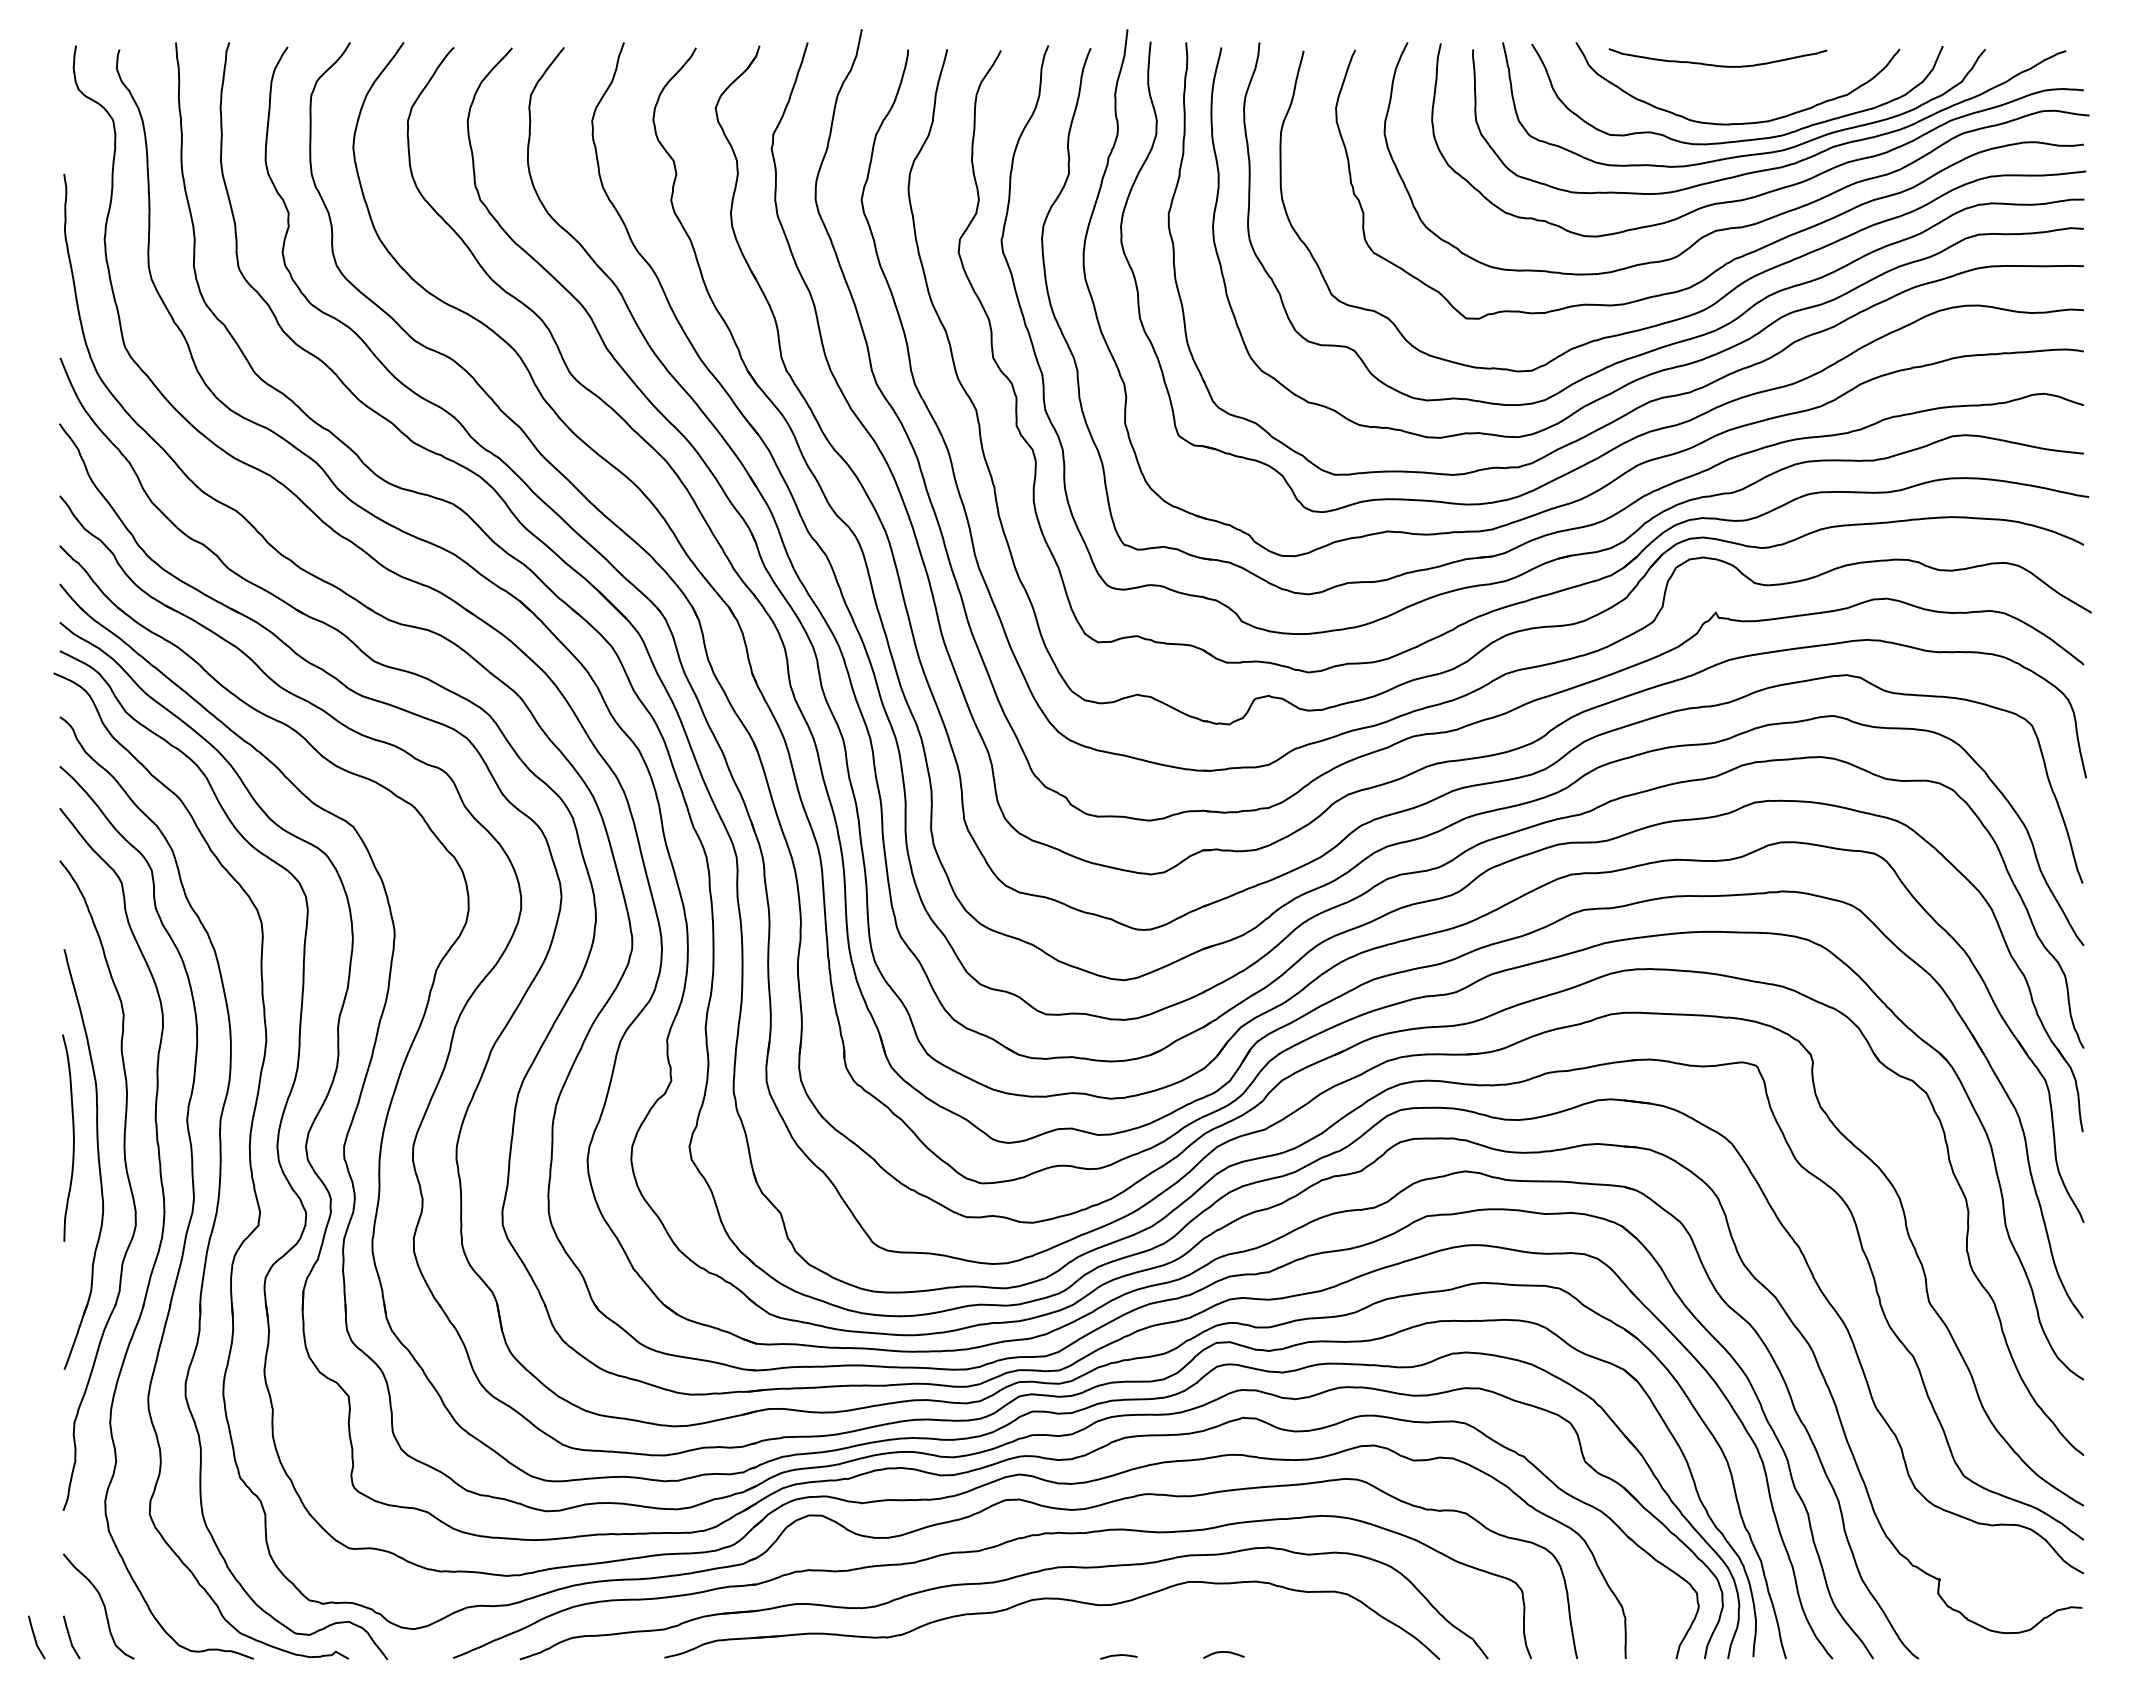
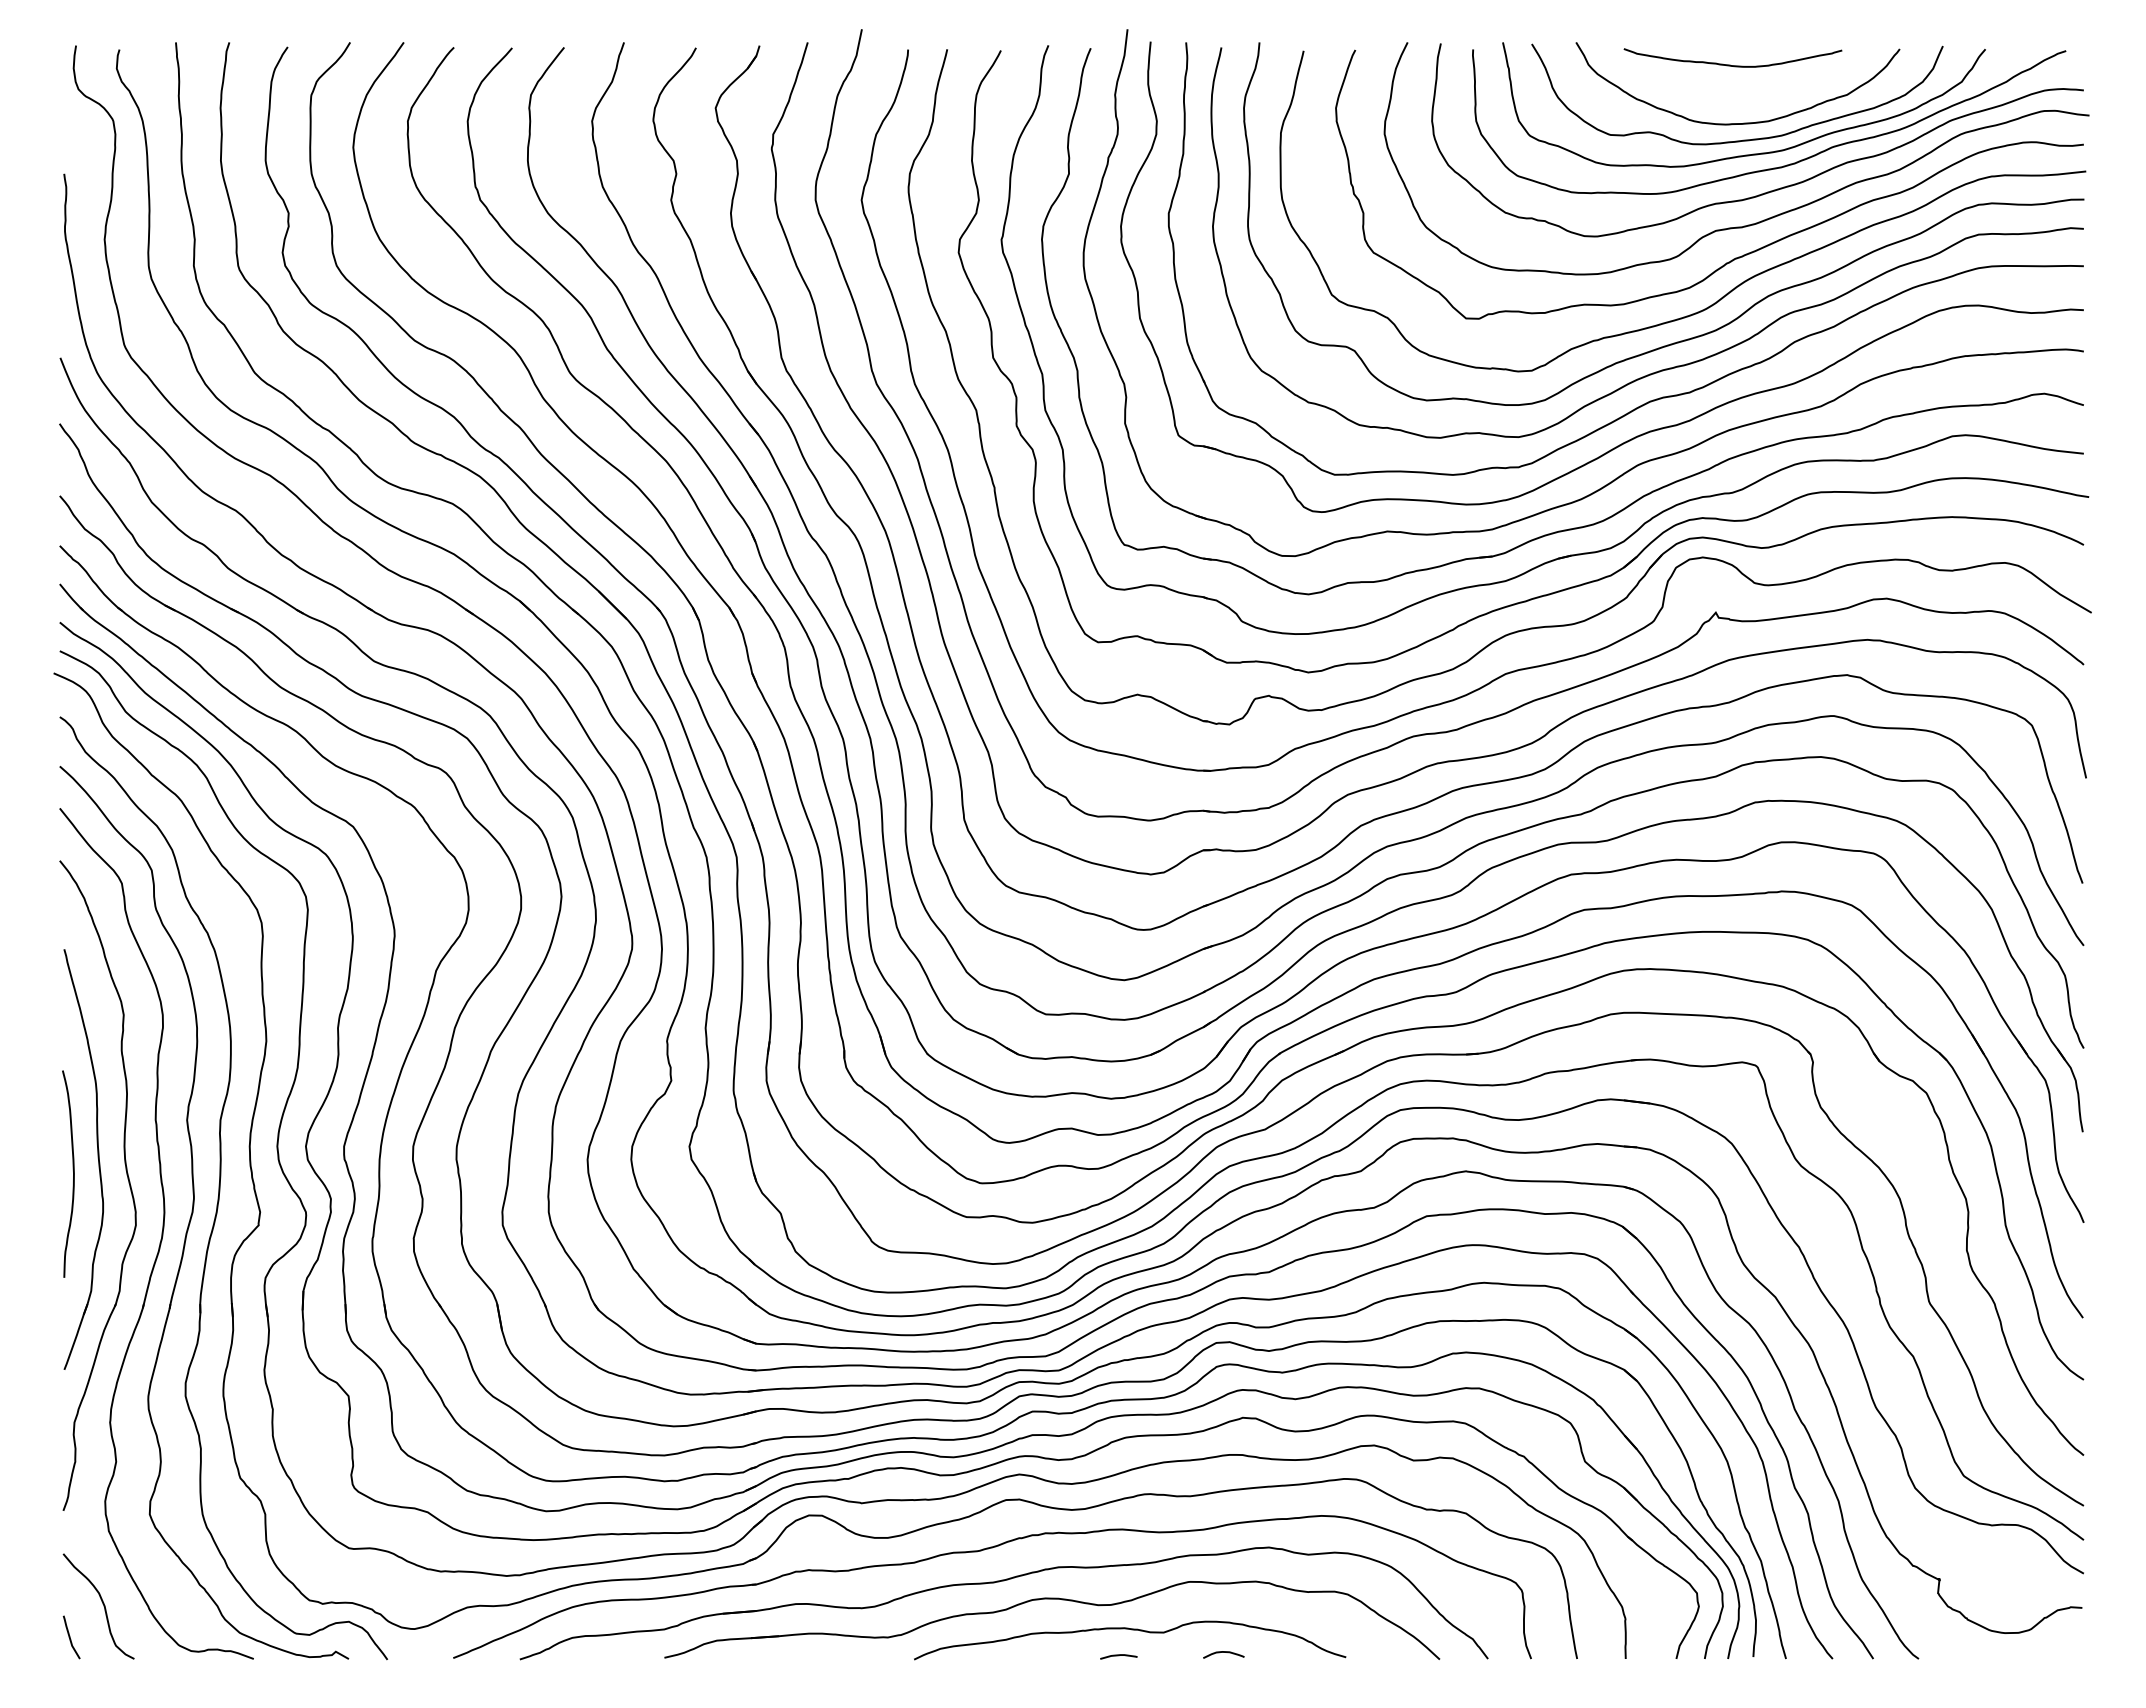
curve position: (1715, 64) -> (1730, 64) (1730, 64)
curve position: (73, 1137) -> (73, 1173) (73, 1173)
curve: none -> present (1131, 1630)
line: present -> none (35, 1637)
